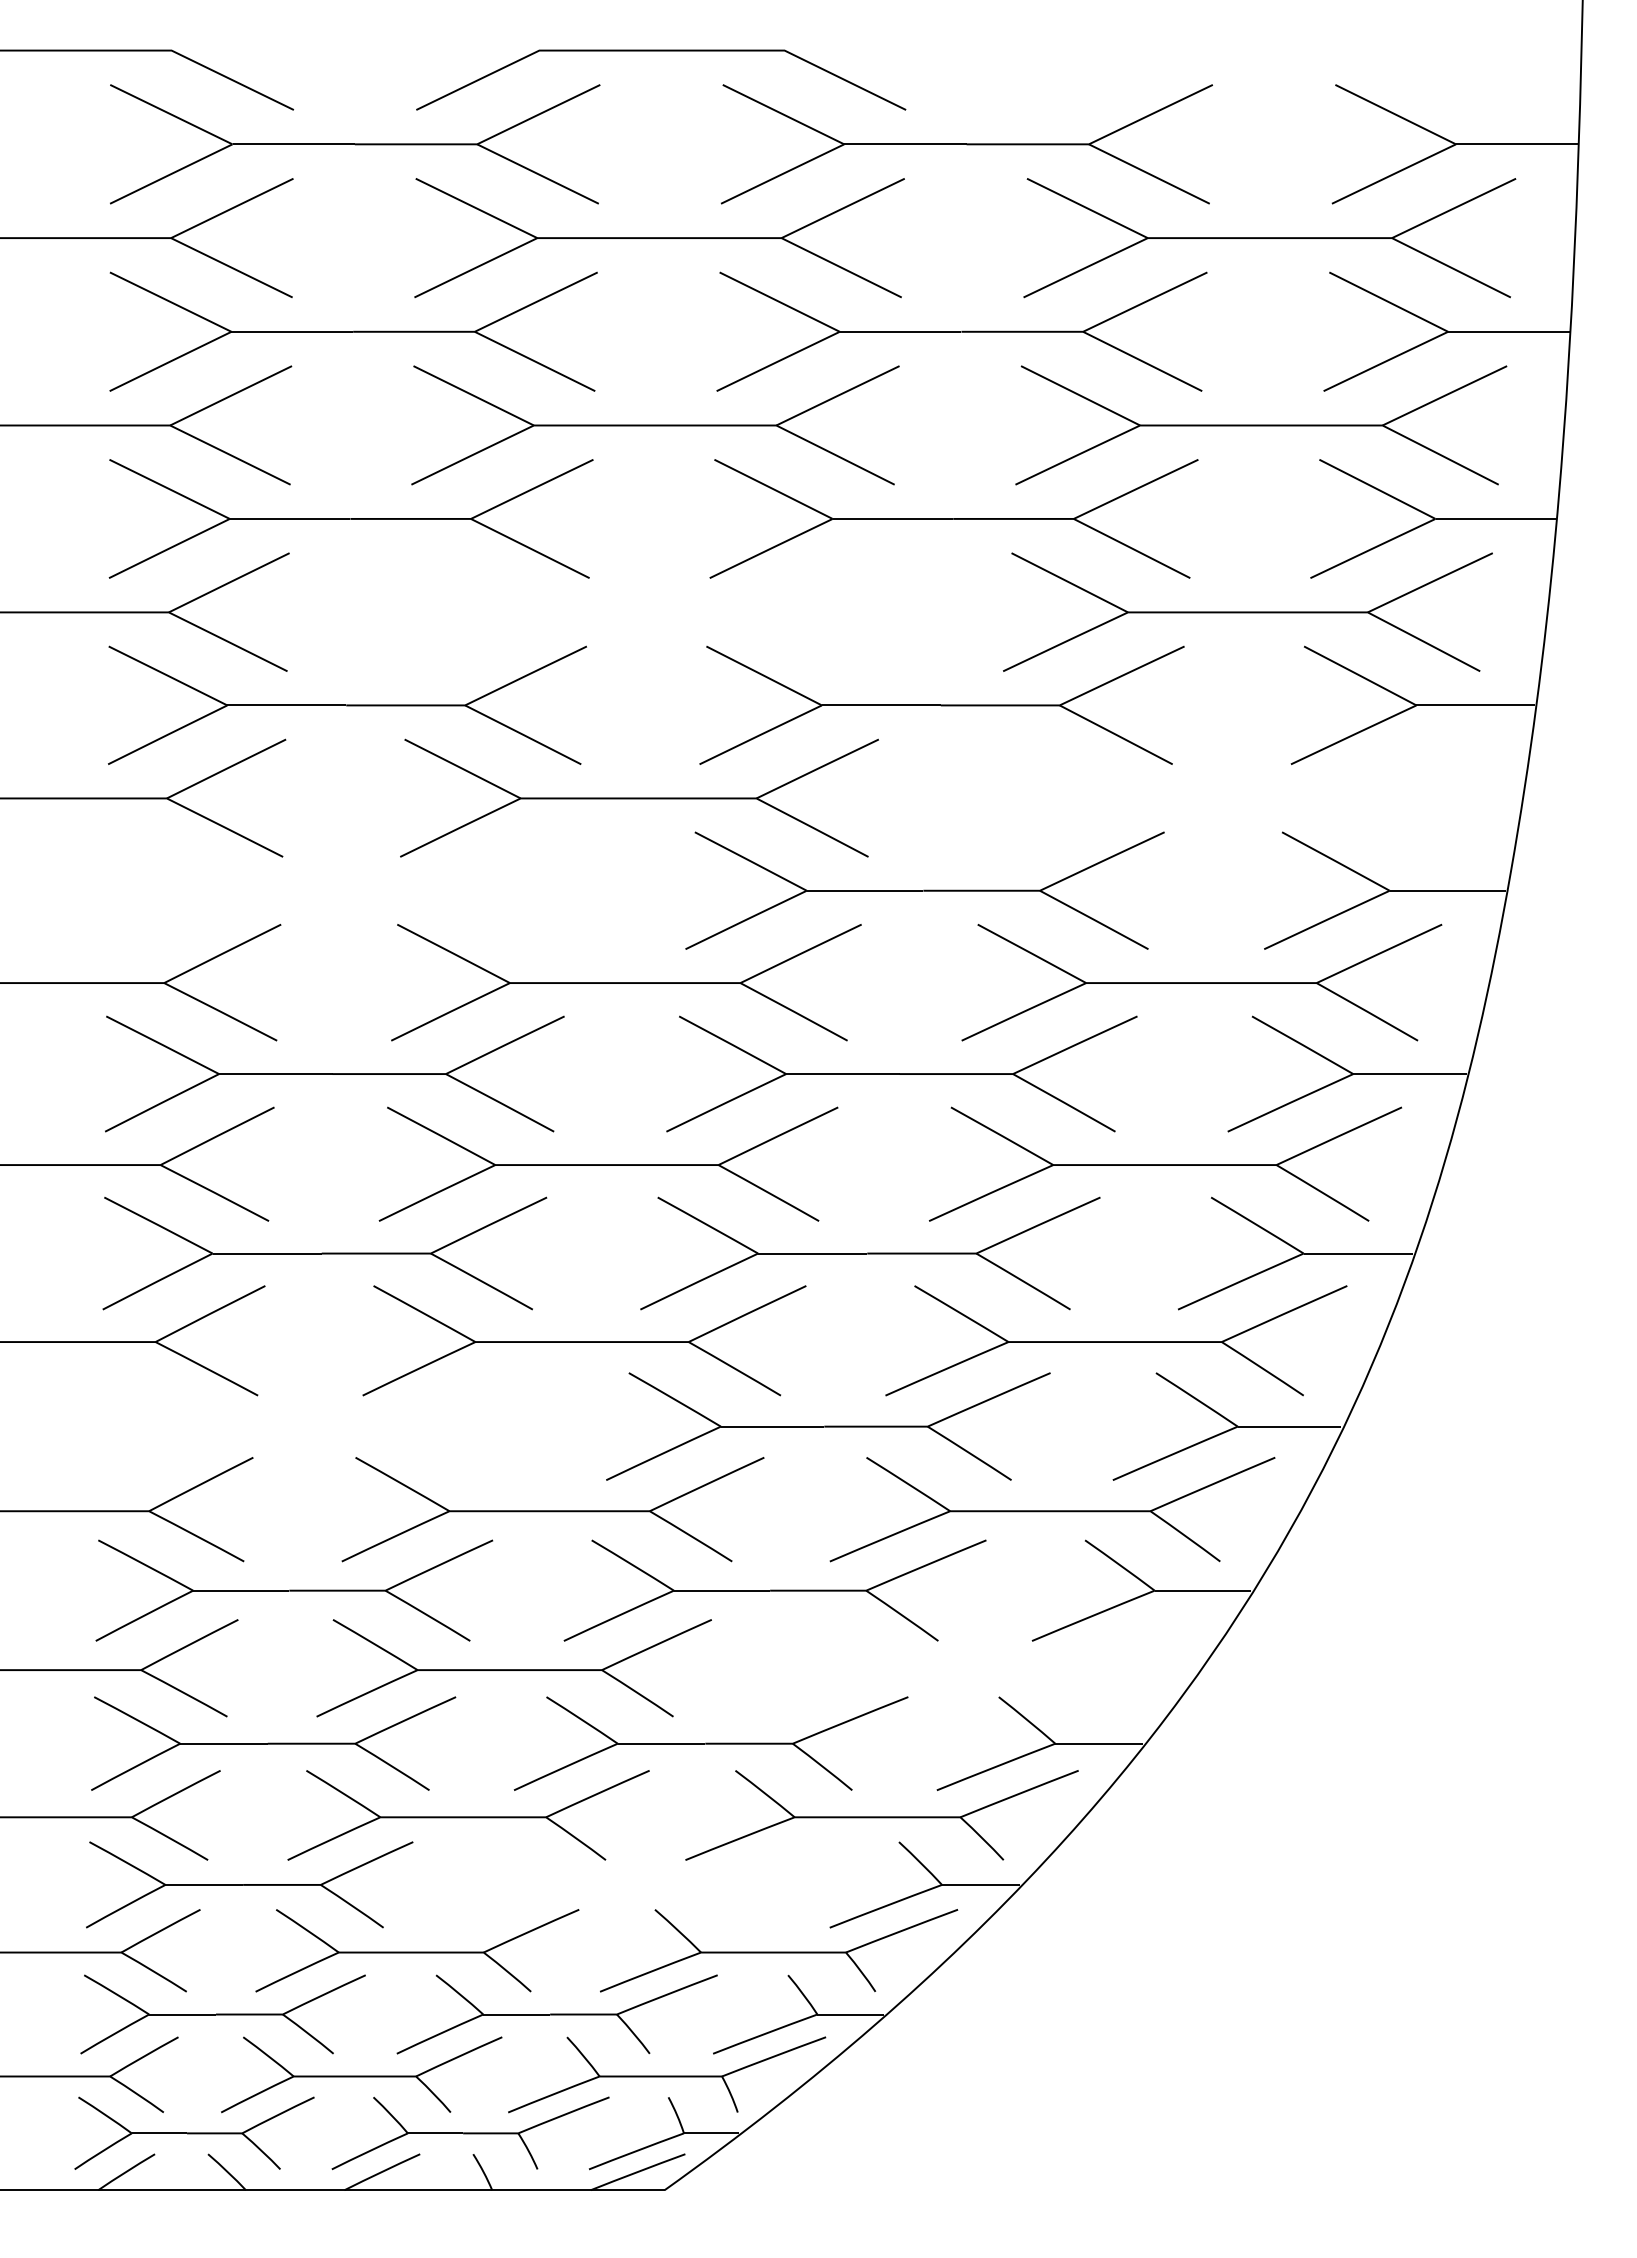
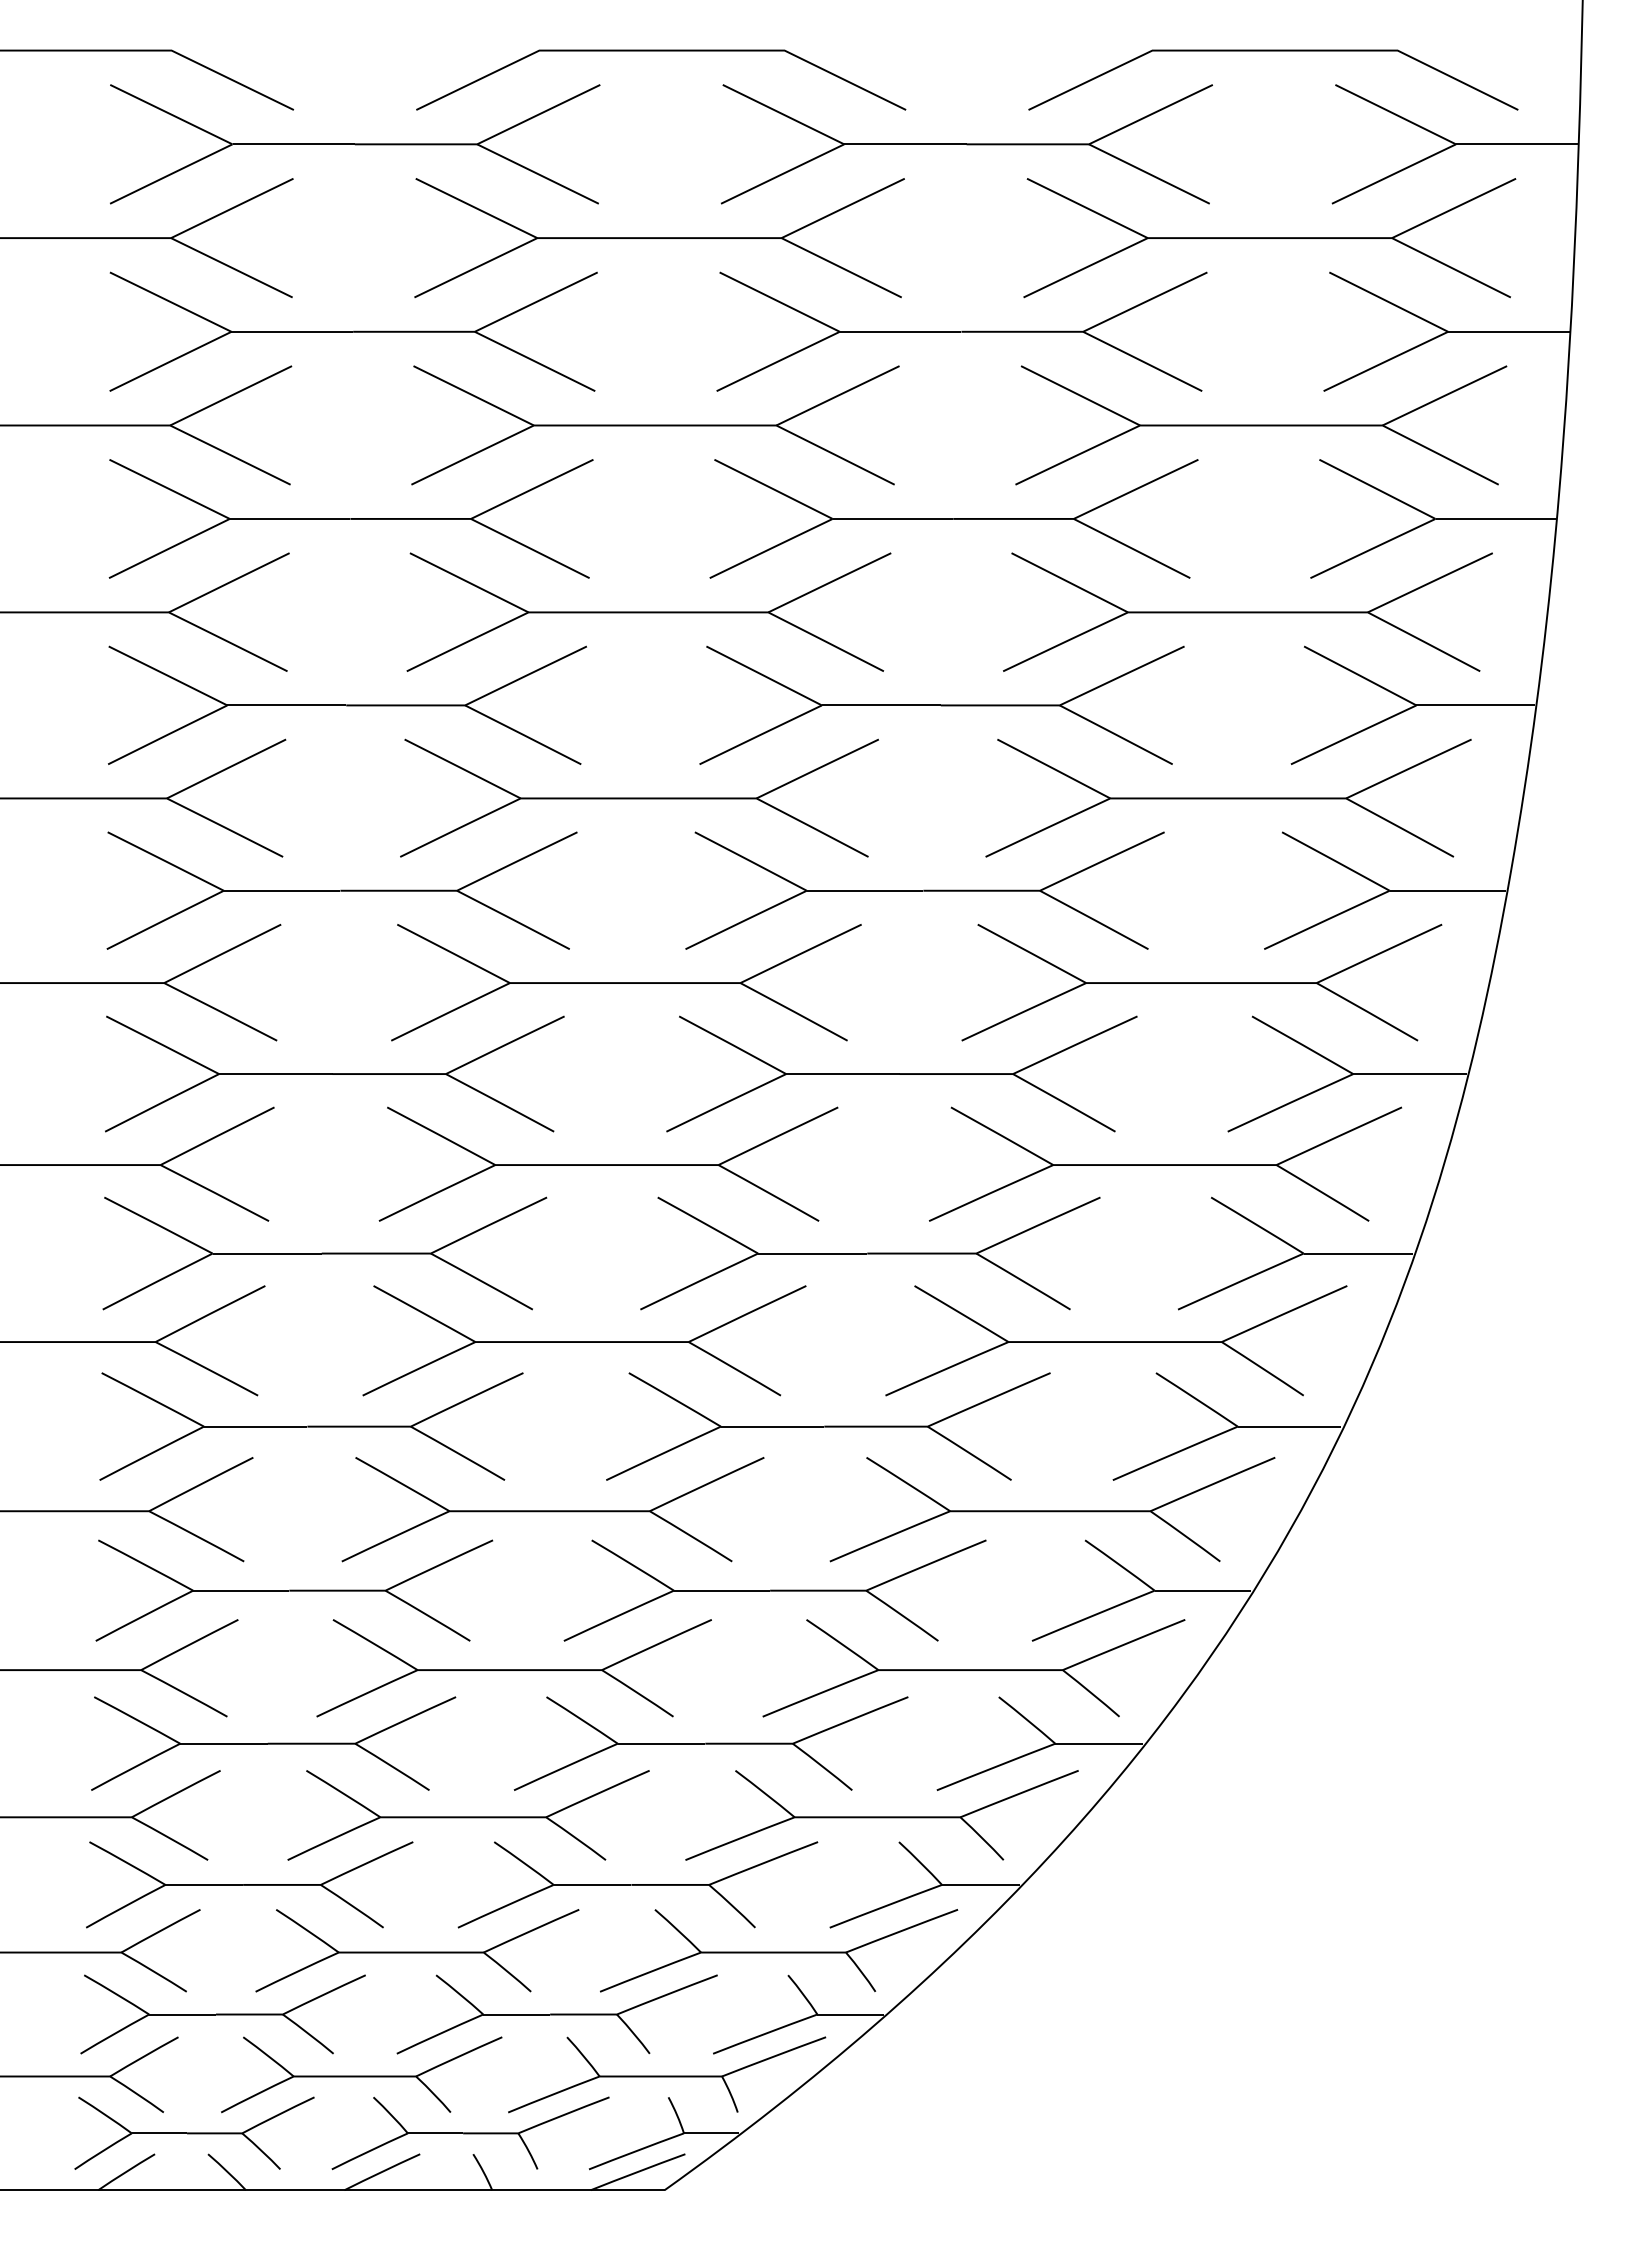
curve: none -> present (1273, 51)
part: none -> present (648, 611)
part: none -> present (1228, 798)
part: none -> present (341, 890)
part: none -> present (311, 1426)
part: none -> present (973, 1668)
part: none -> present (637, 1884)
